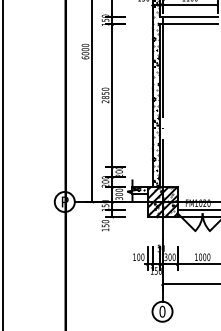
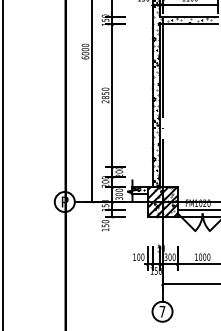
hatch: none -> present (186, 20)
text: 0 -> 7 (162, 311)
